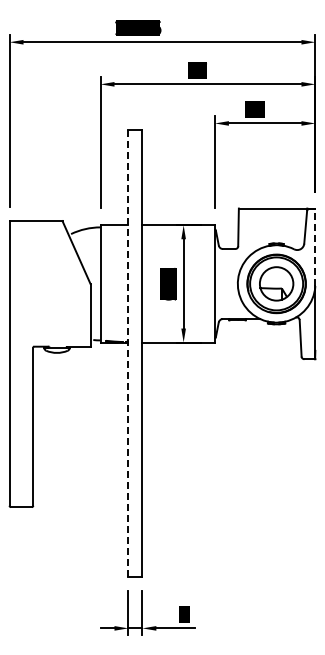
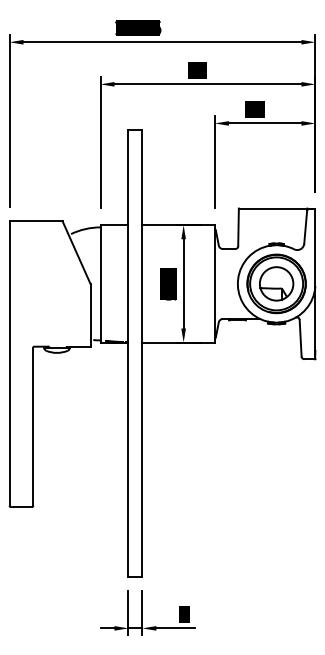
line: dashed -> solid (315, 247)
line: dashed -> solid (128, 354)
